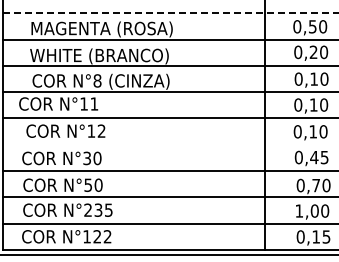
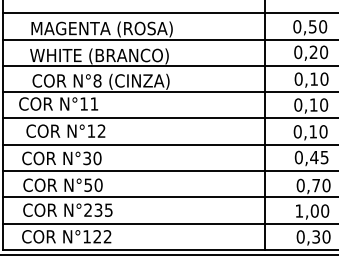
line: dashed -> solid (170, 13)
line: none -> present (168, 144)
text: 0,15 -> 0,30 (321, 236)
